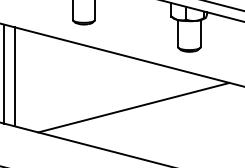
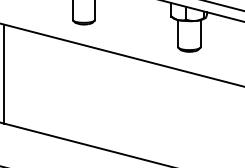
line: present -> none (14, 76)
line: present -> none (133, 107)
